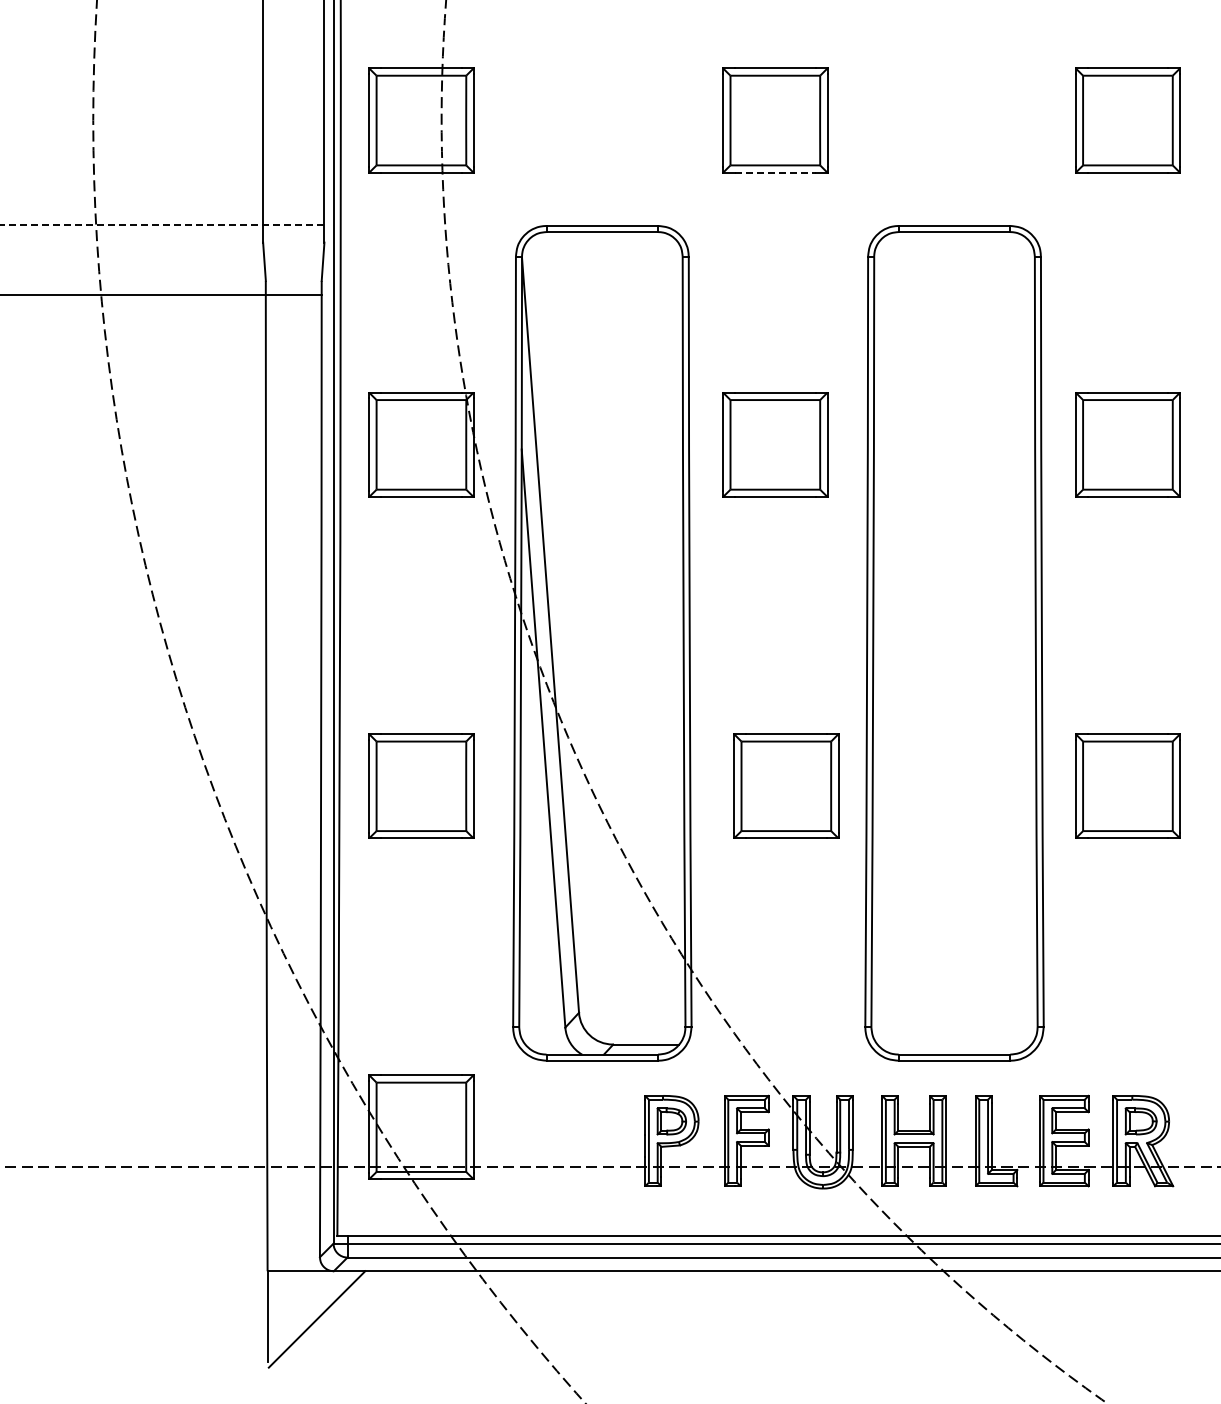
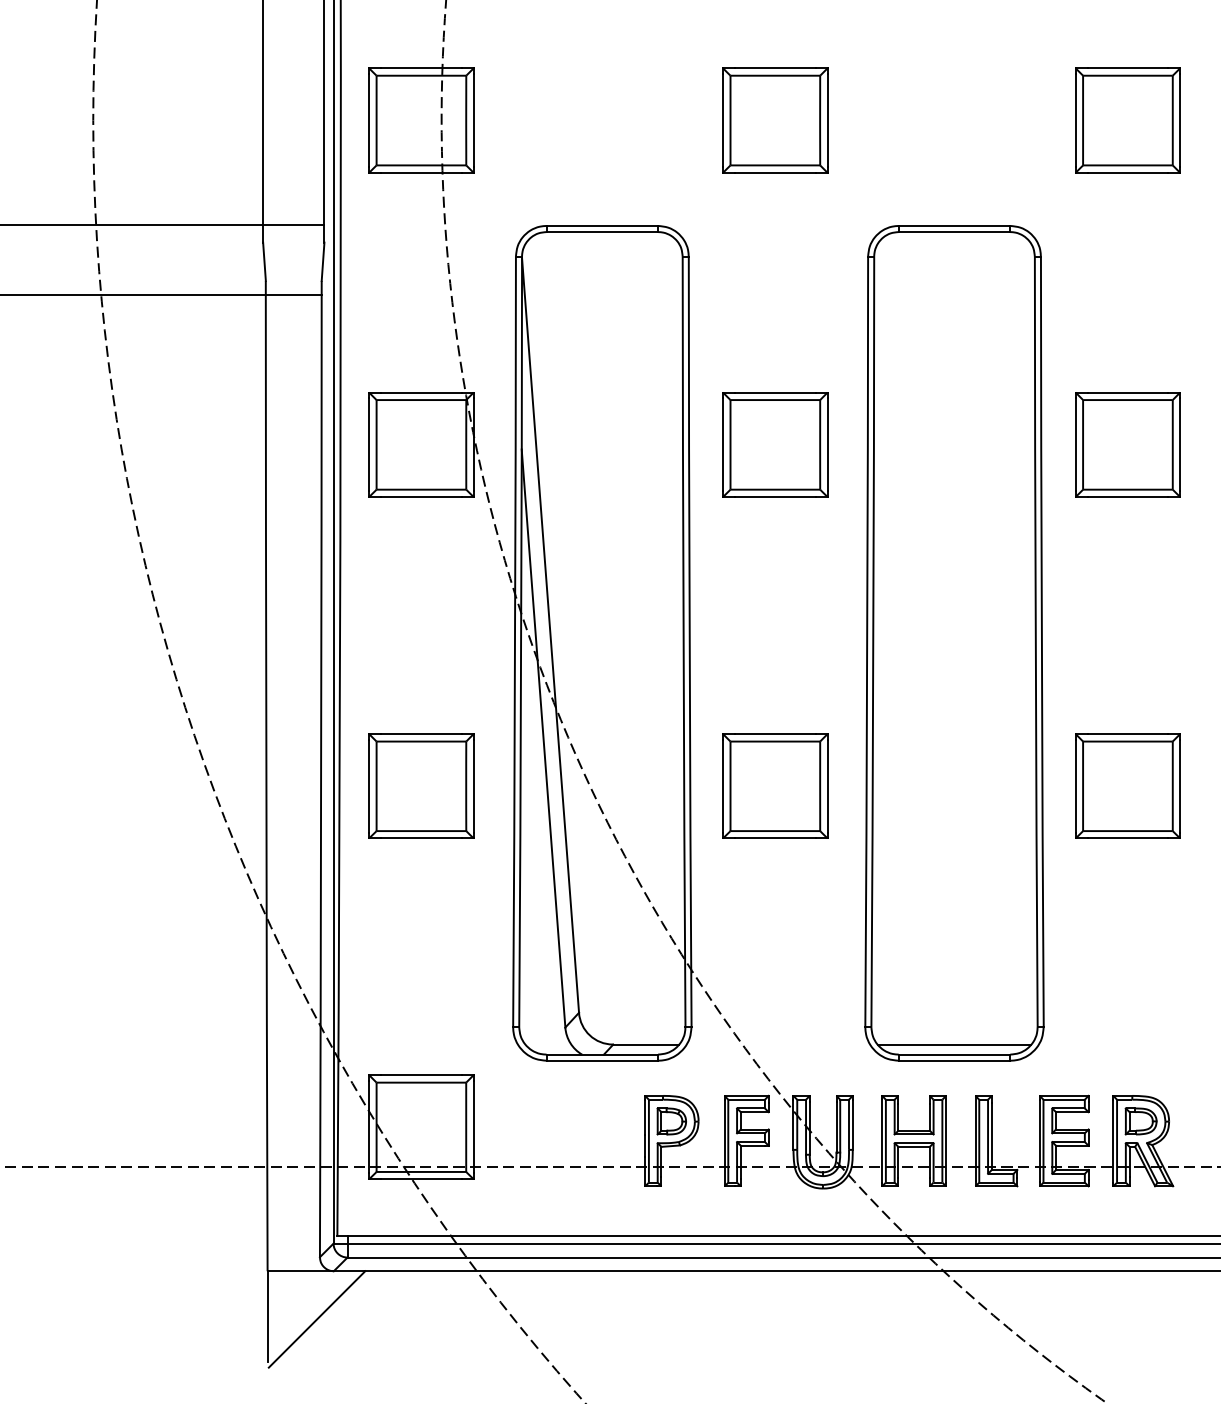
line: dashed -> solid (775, 172)
line: dashed -> solid (162, 225)
part position: (786, 785) -> (775, 785) (775, 785)
line: none -> present (954, 1044)
